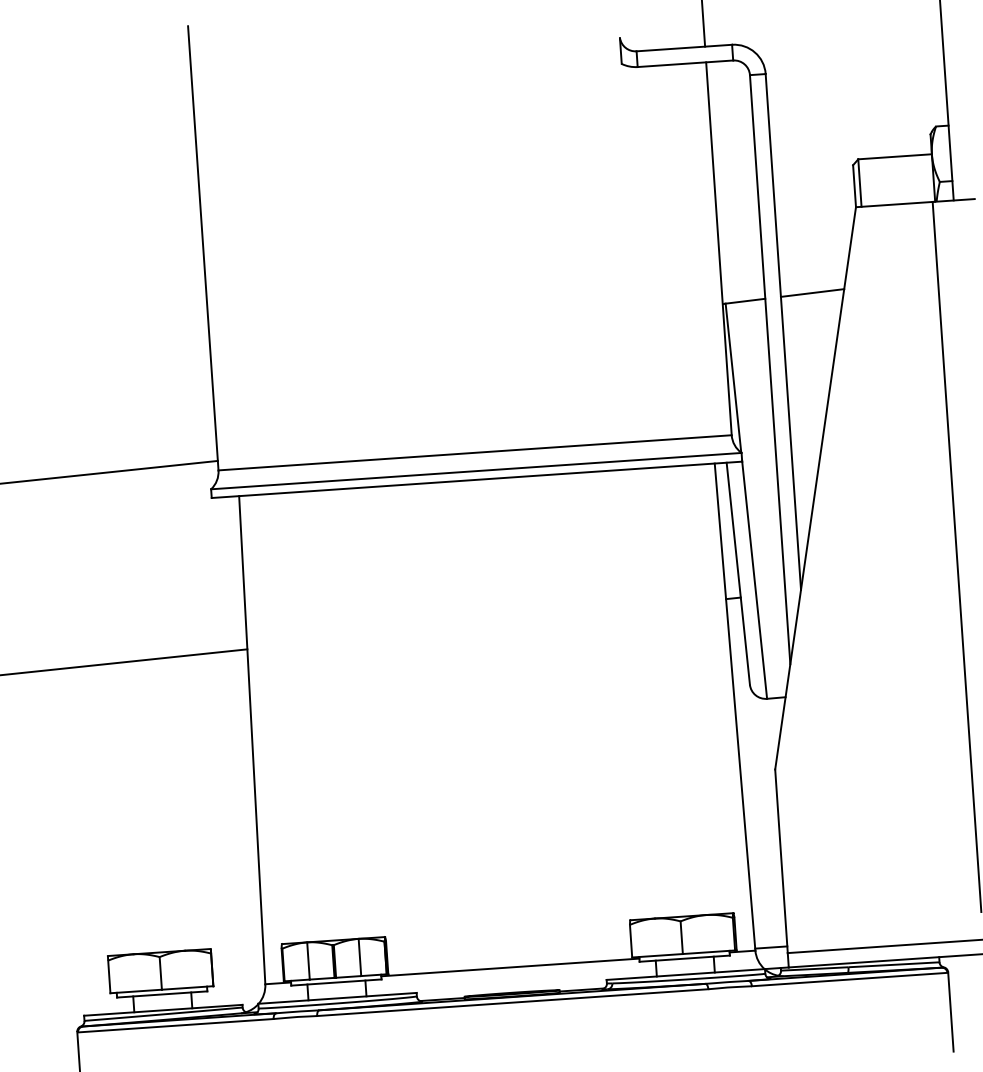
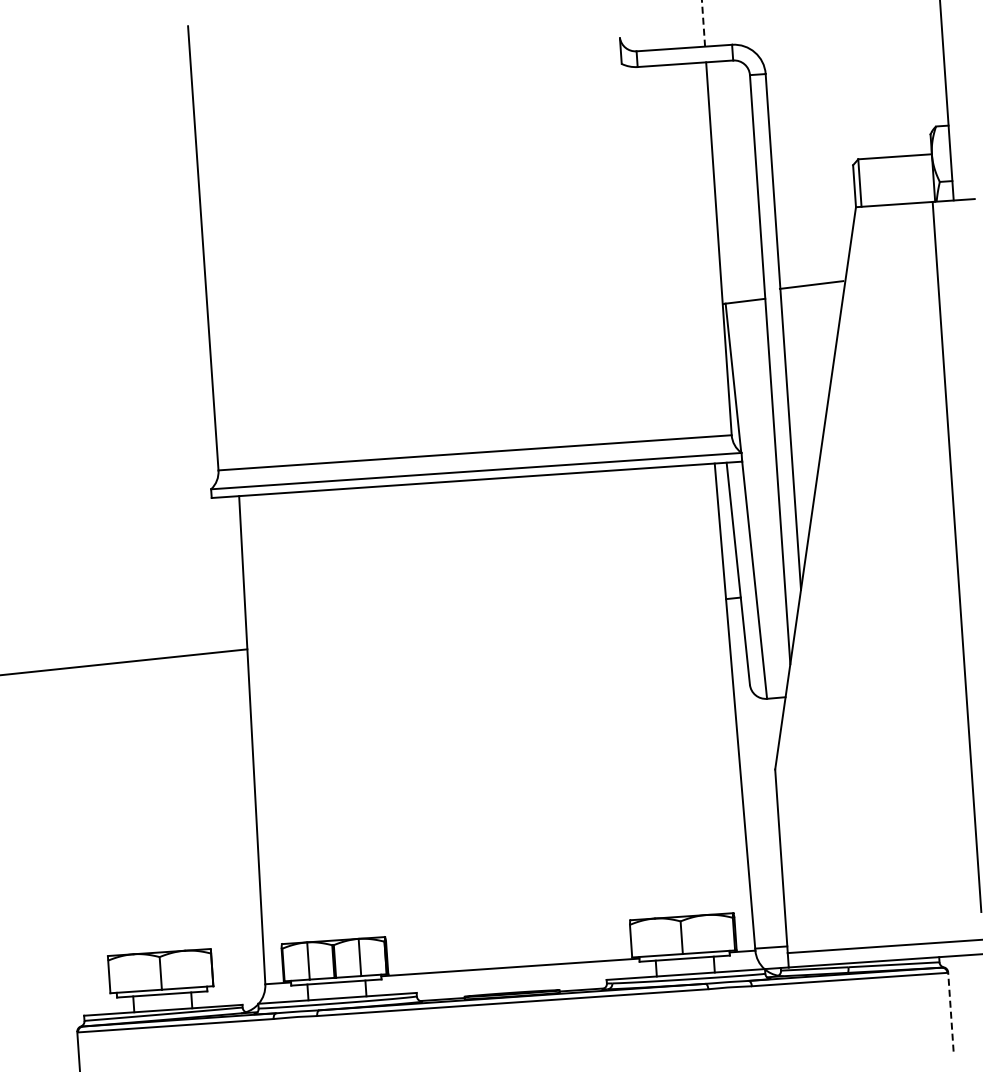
line: solid -> dashed (703, 22)
line position: (812, 292) -> (811, 284) (811, 284)
line: present -> none (109, 471)
line: solid -> dashed (950, 1012)
